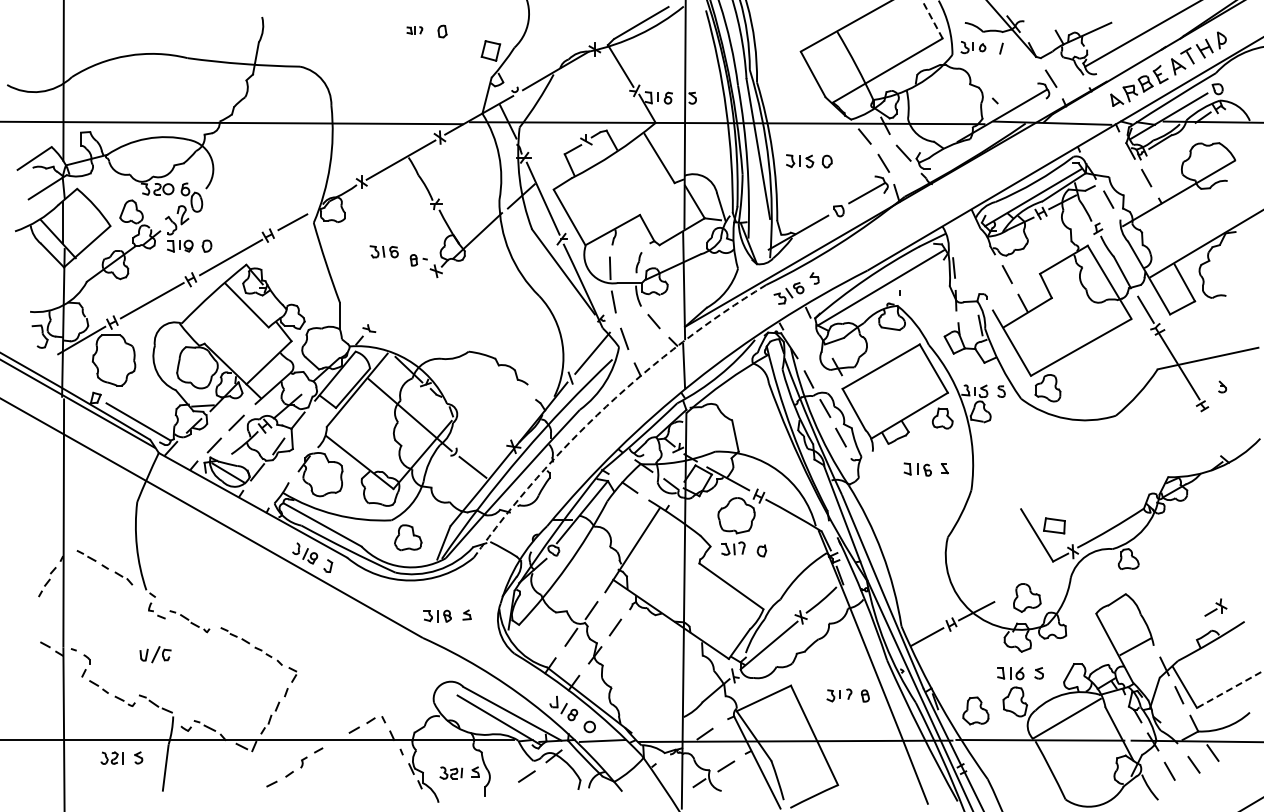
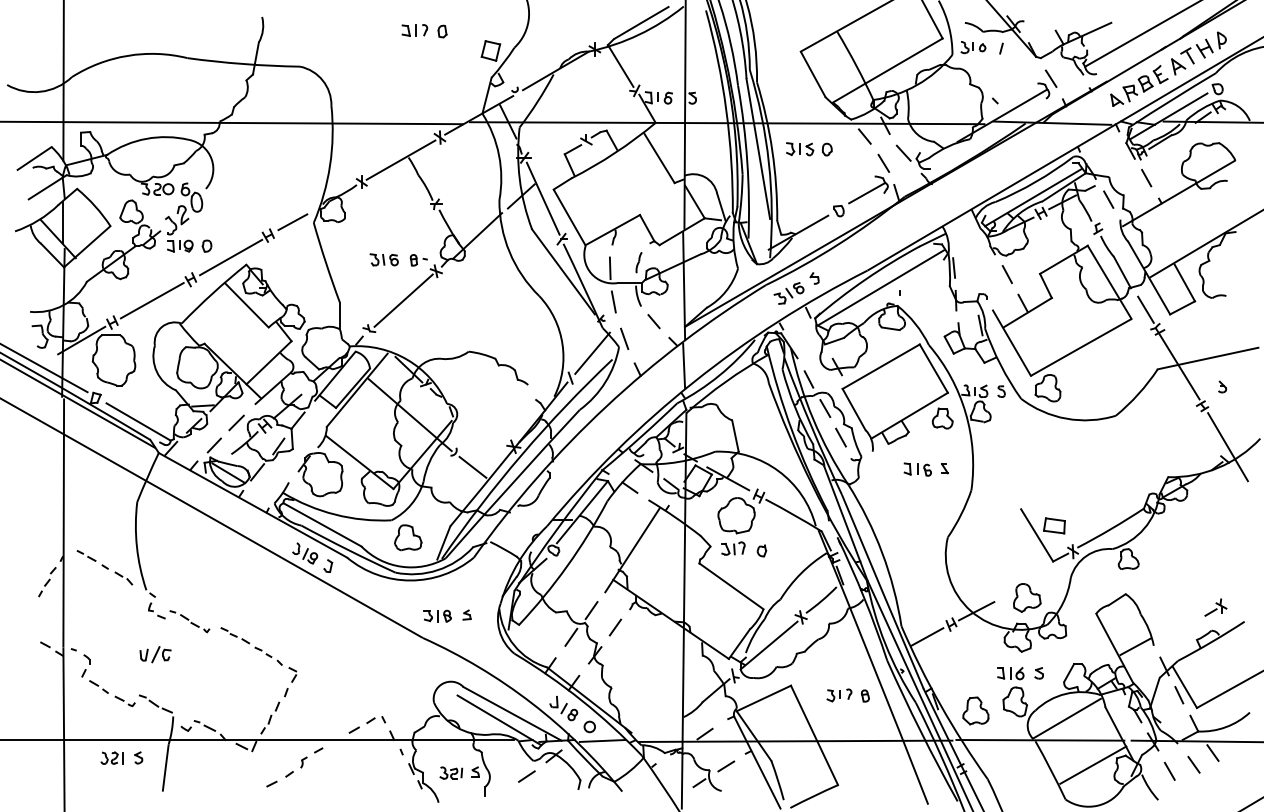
line: dashed -> solid (932, 19)
part size: 18x9 px -> 28x13 px (414, 30)
part position: (809, 161) -> (809, 149) (809, 149)
part position: (383, 251) -> (383, 259) (383, 259)
line: none -> present (403, 300)
line: none -> present (44, 368)
arc: dashed -> solid (606, 406)
line: none -> present (1227, 447)
line: dashed -> solid (1229, 689)
line: none -> present (1093, 764)
